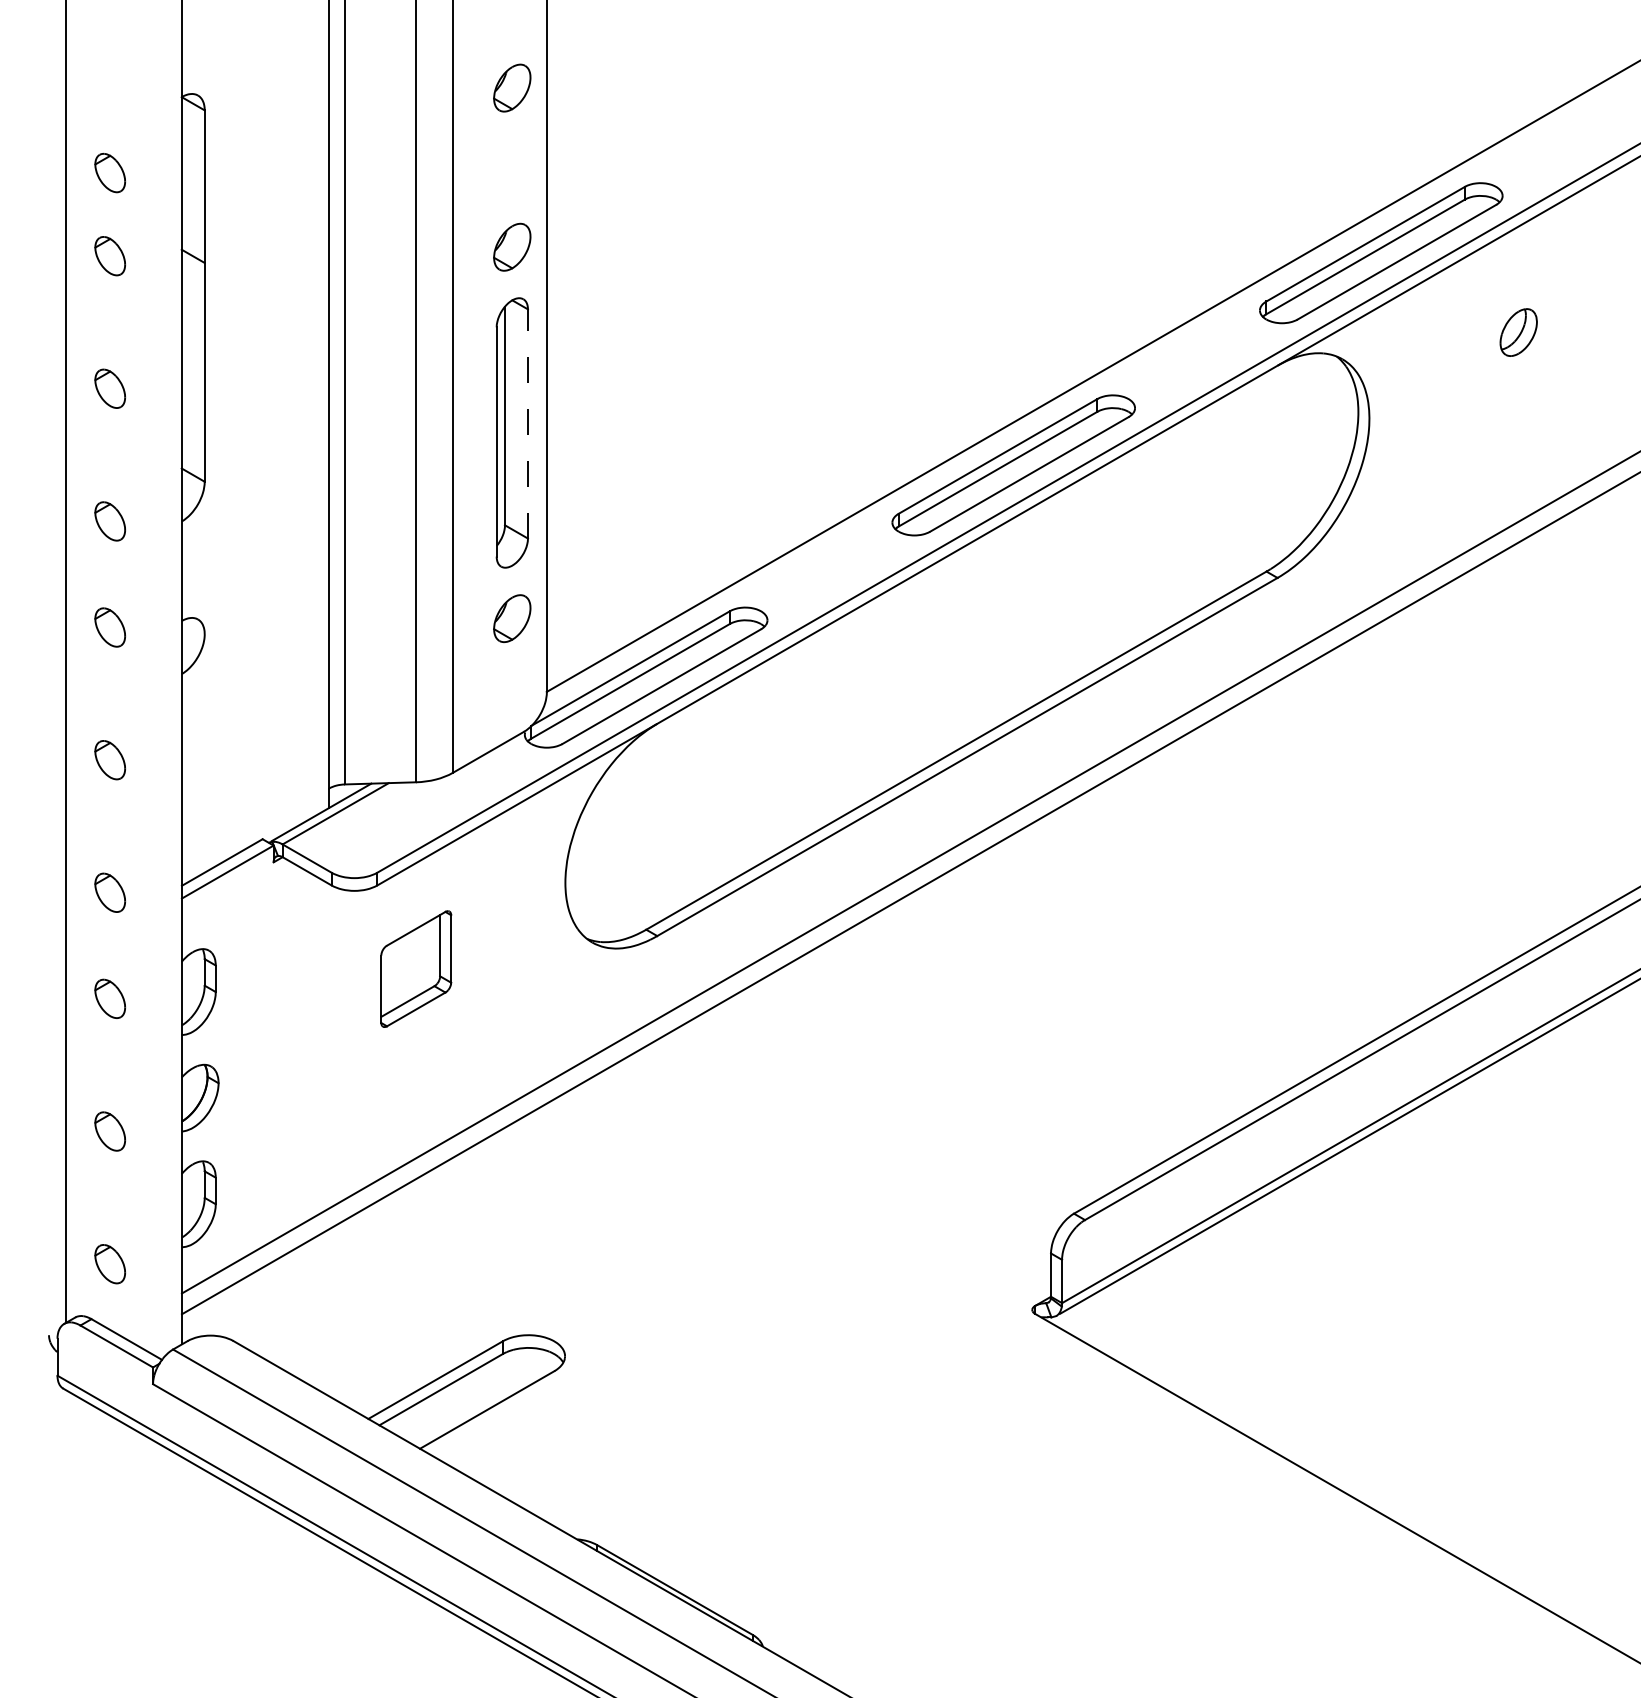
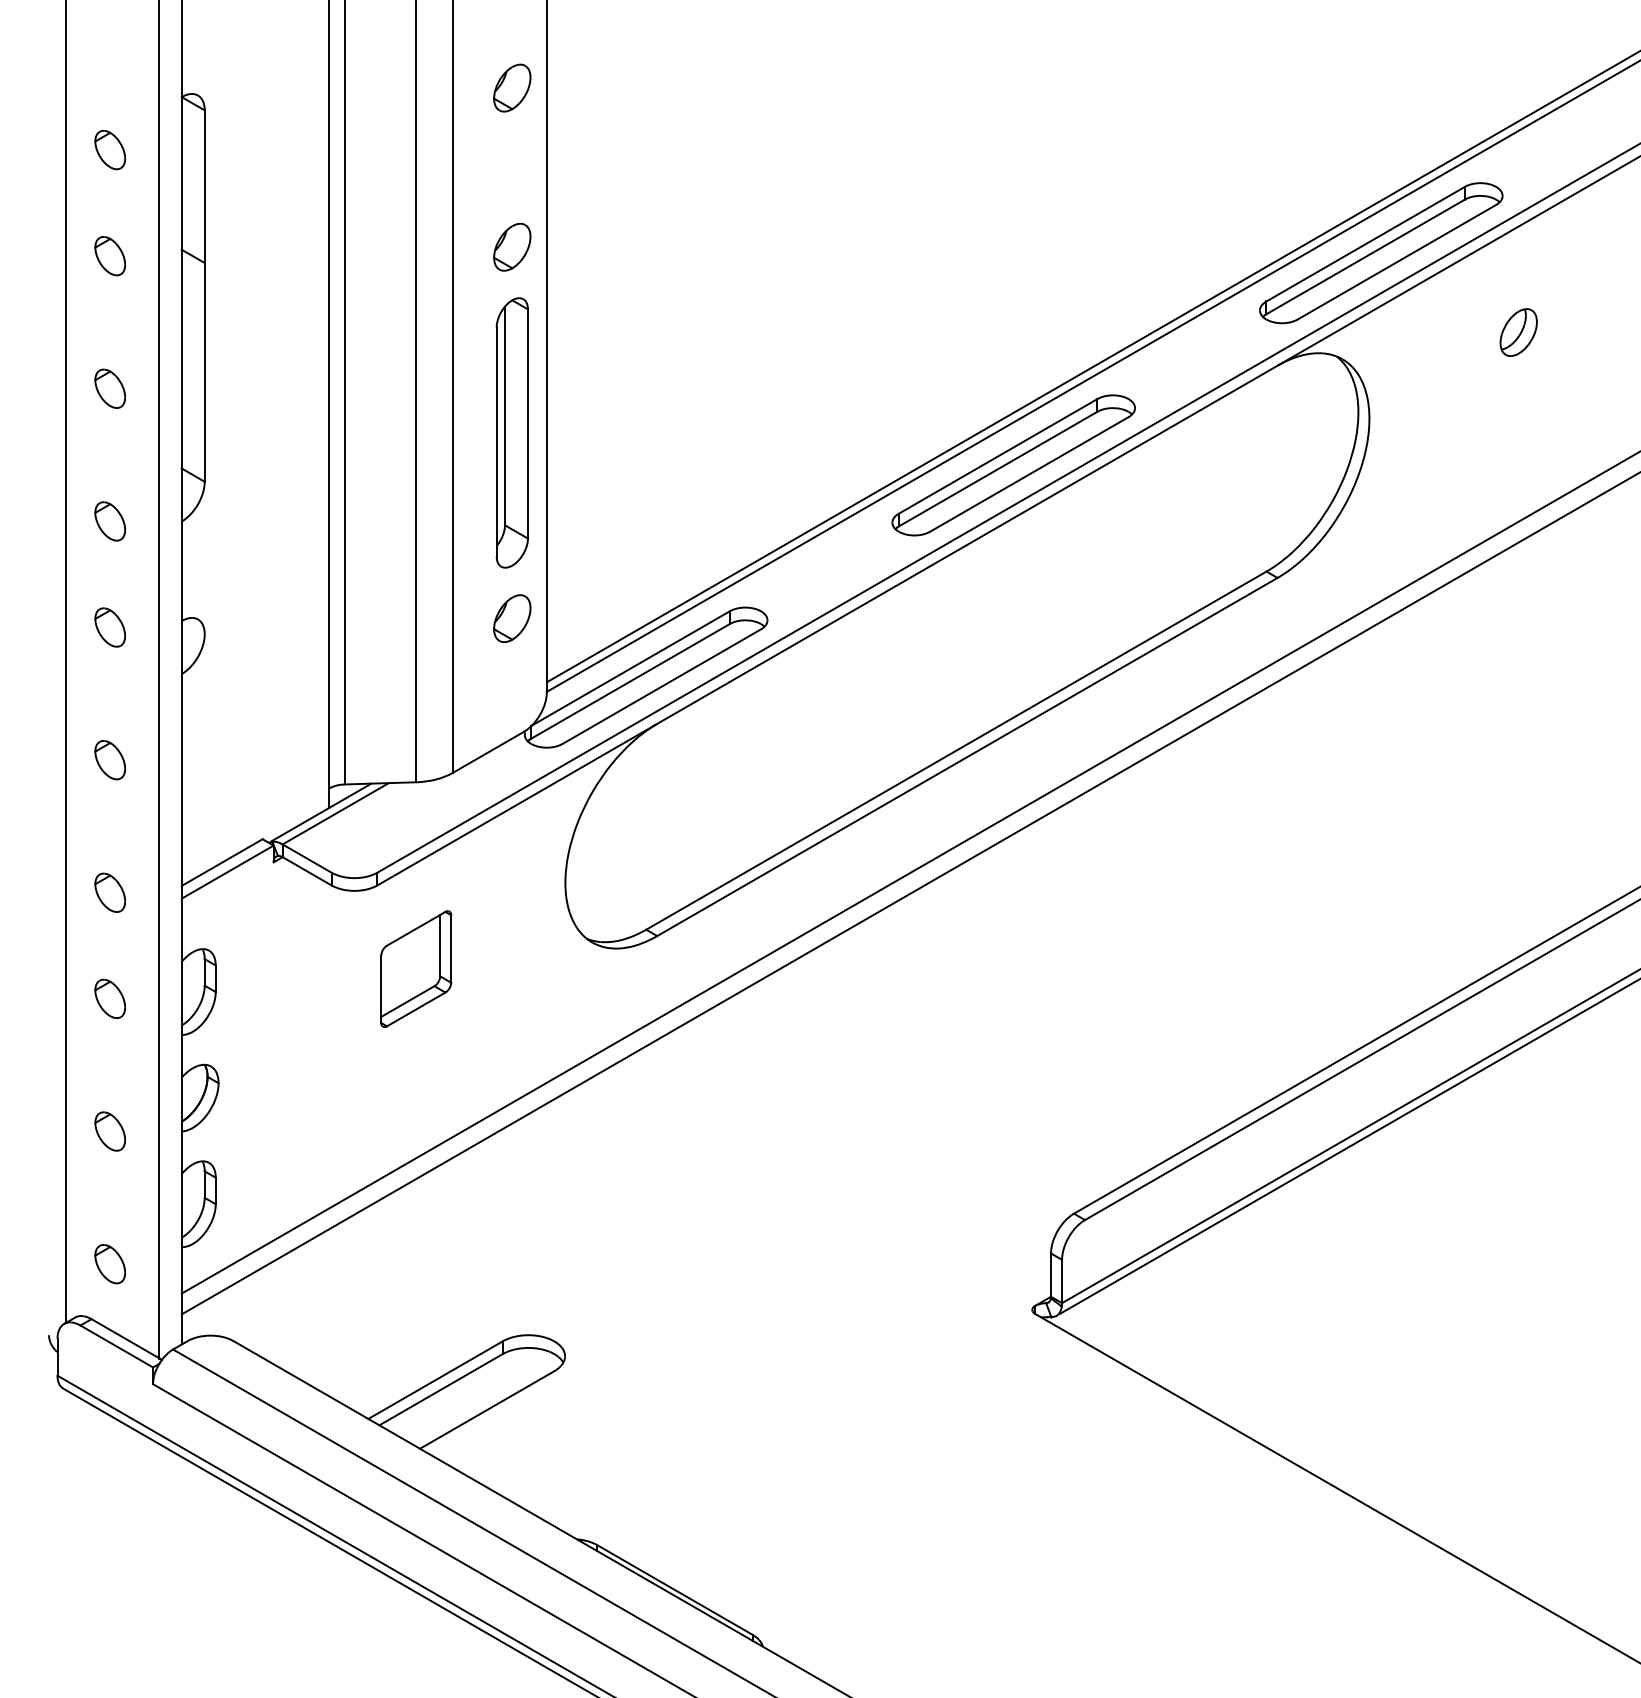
part position: (109, 172) -> (109, 149) (109, 149)
line: none -> present (1091, 367)
line: dashed -> solid (527, 423)
line: none -> present (158, 680)
